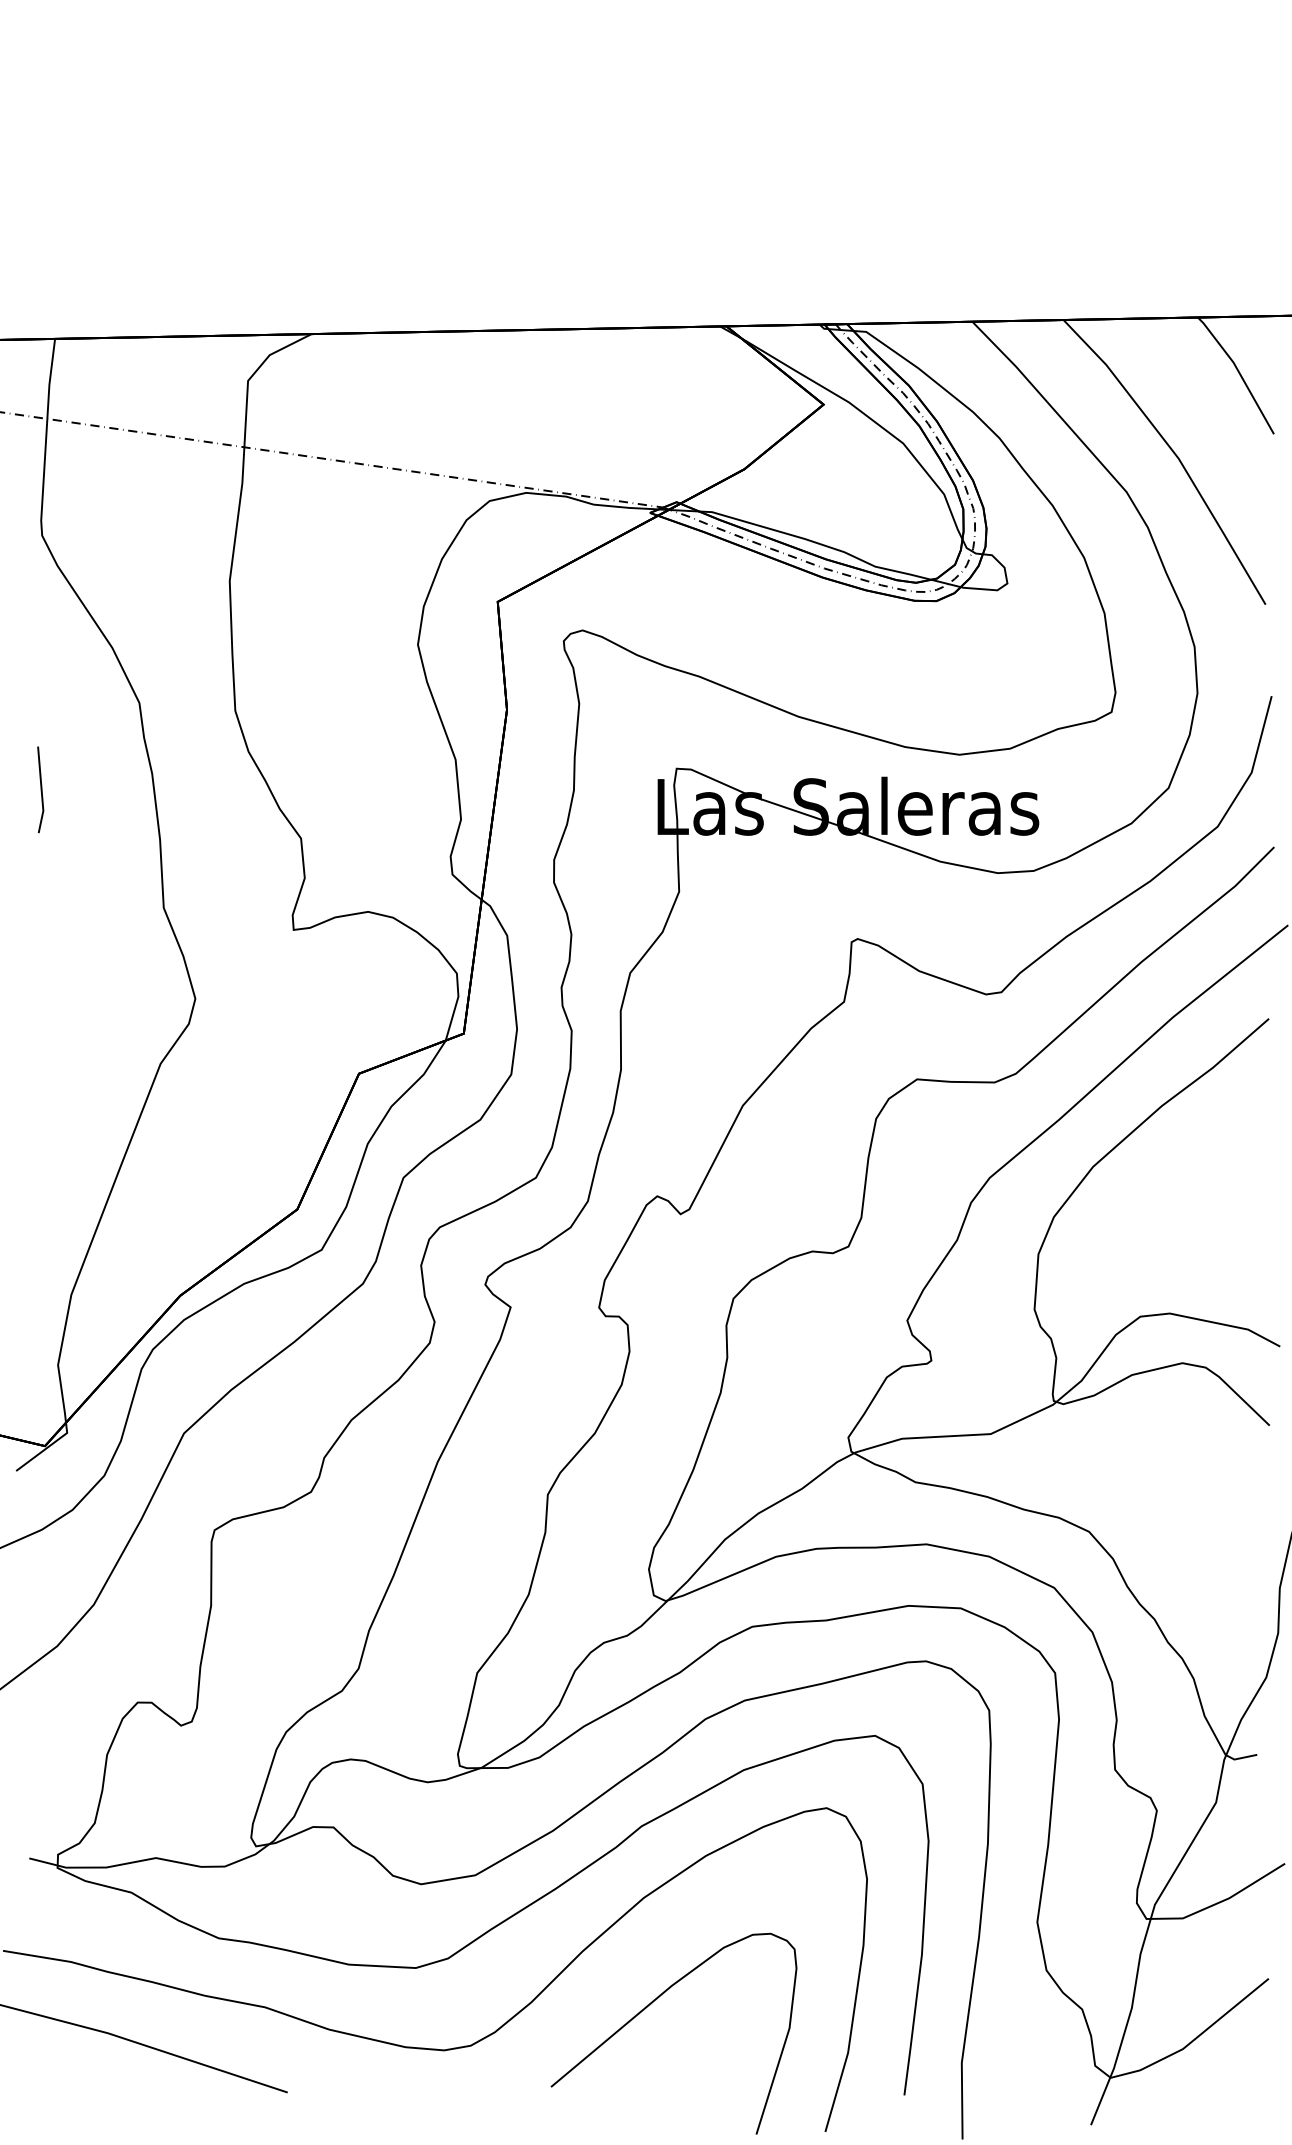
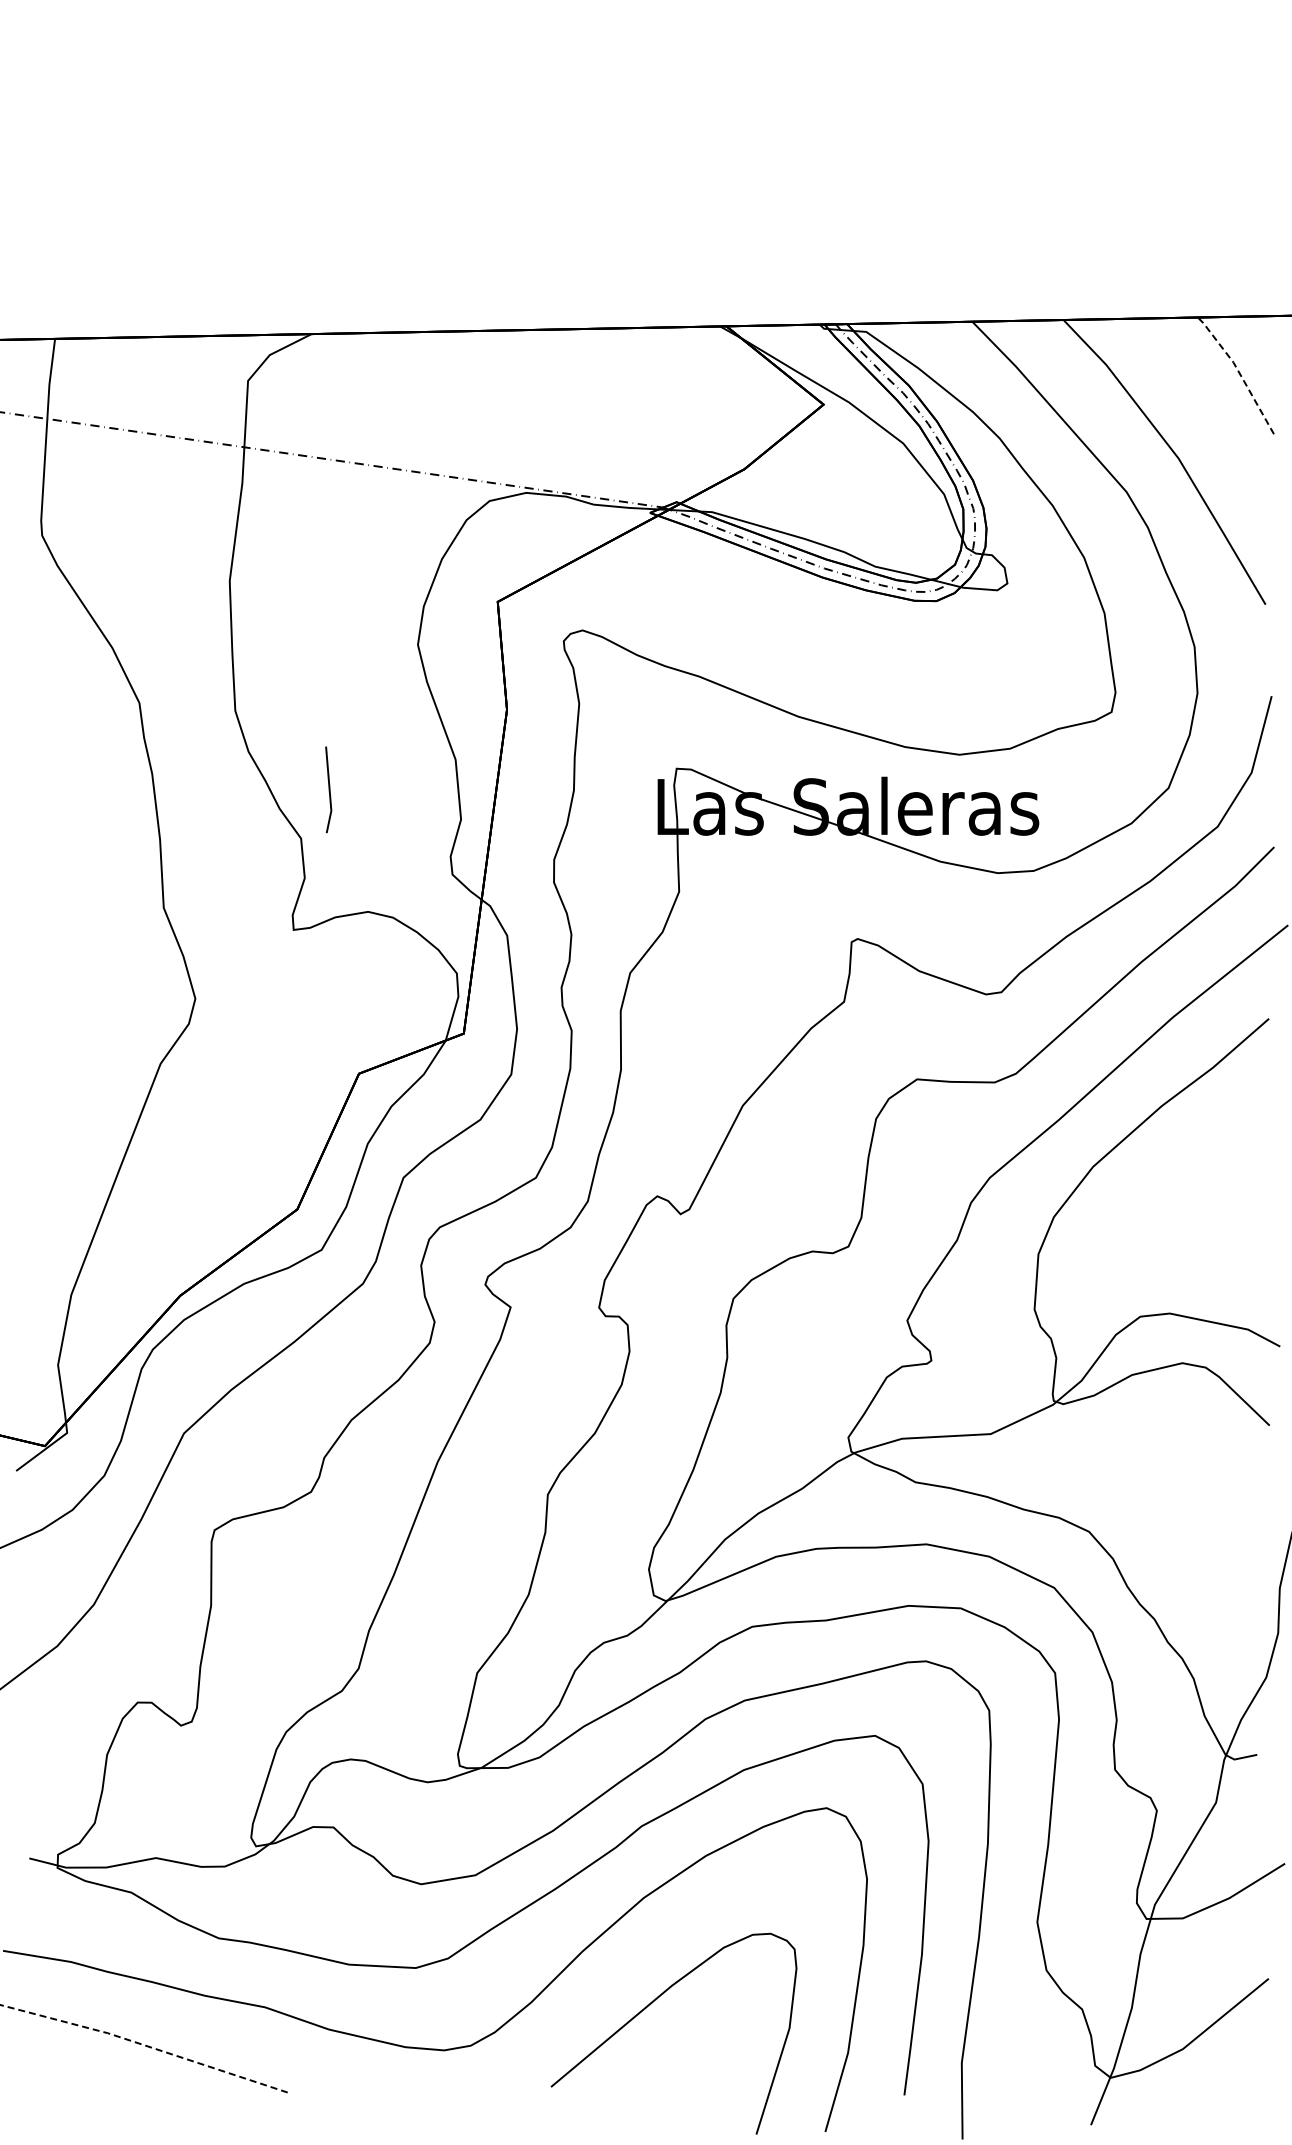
line: solid -> dashed (1238, 372)
line position: (40, 789) -> (328, 789) (328, 789)
line: solid -> dashed (143, 2045)
